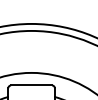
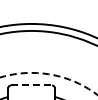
arc: solid -> dashed (49, 74)
line: solid -> dashed (31, 85)
